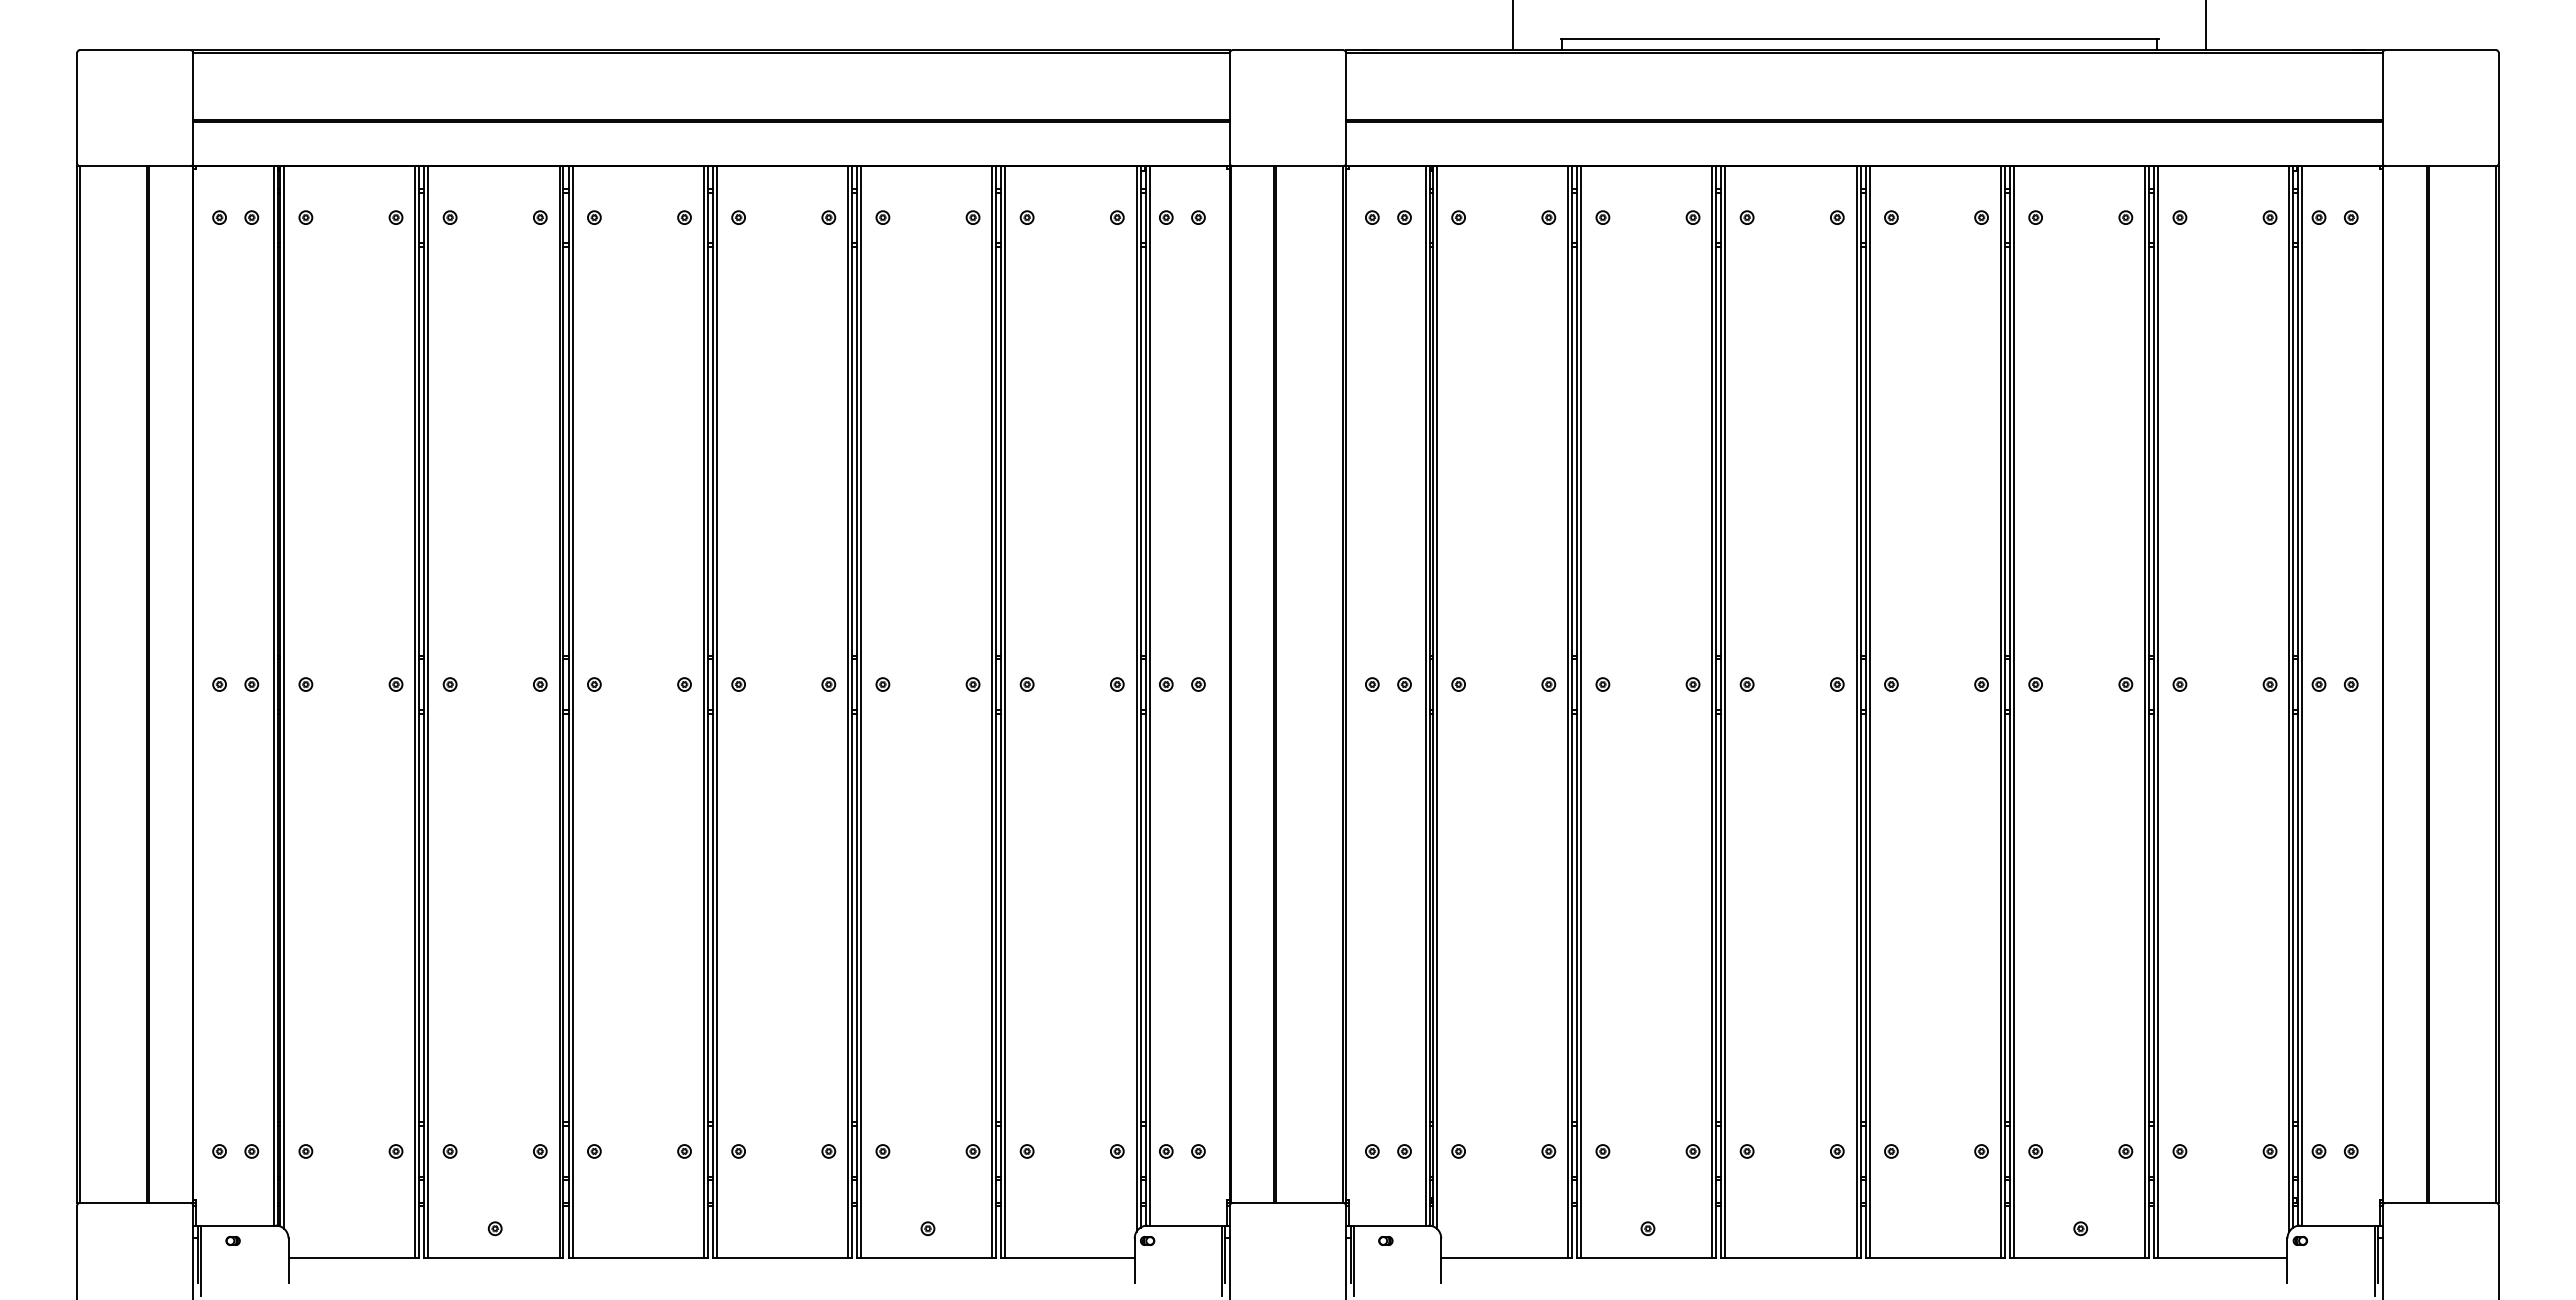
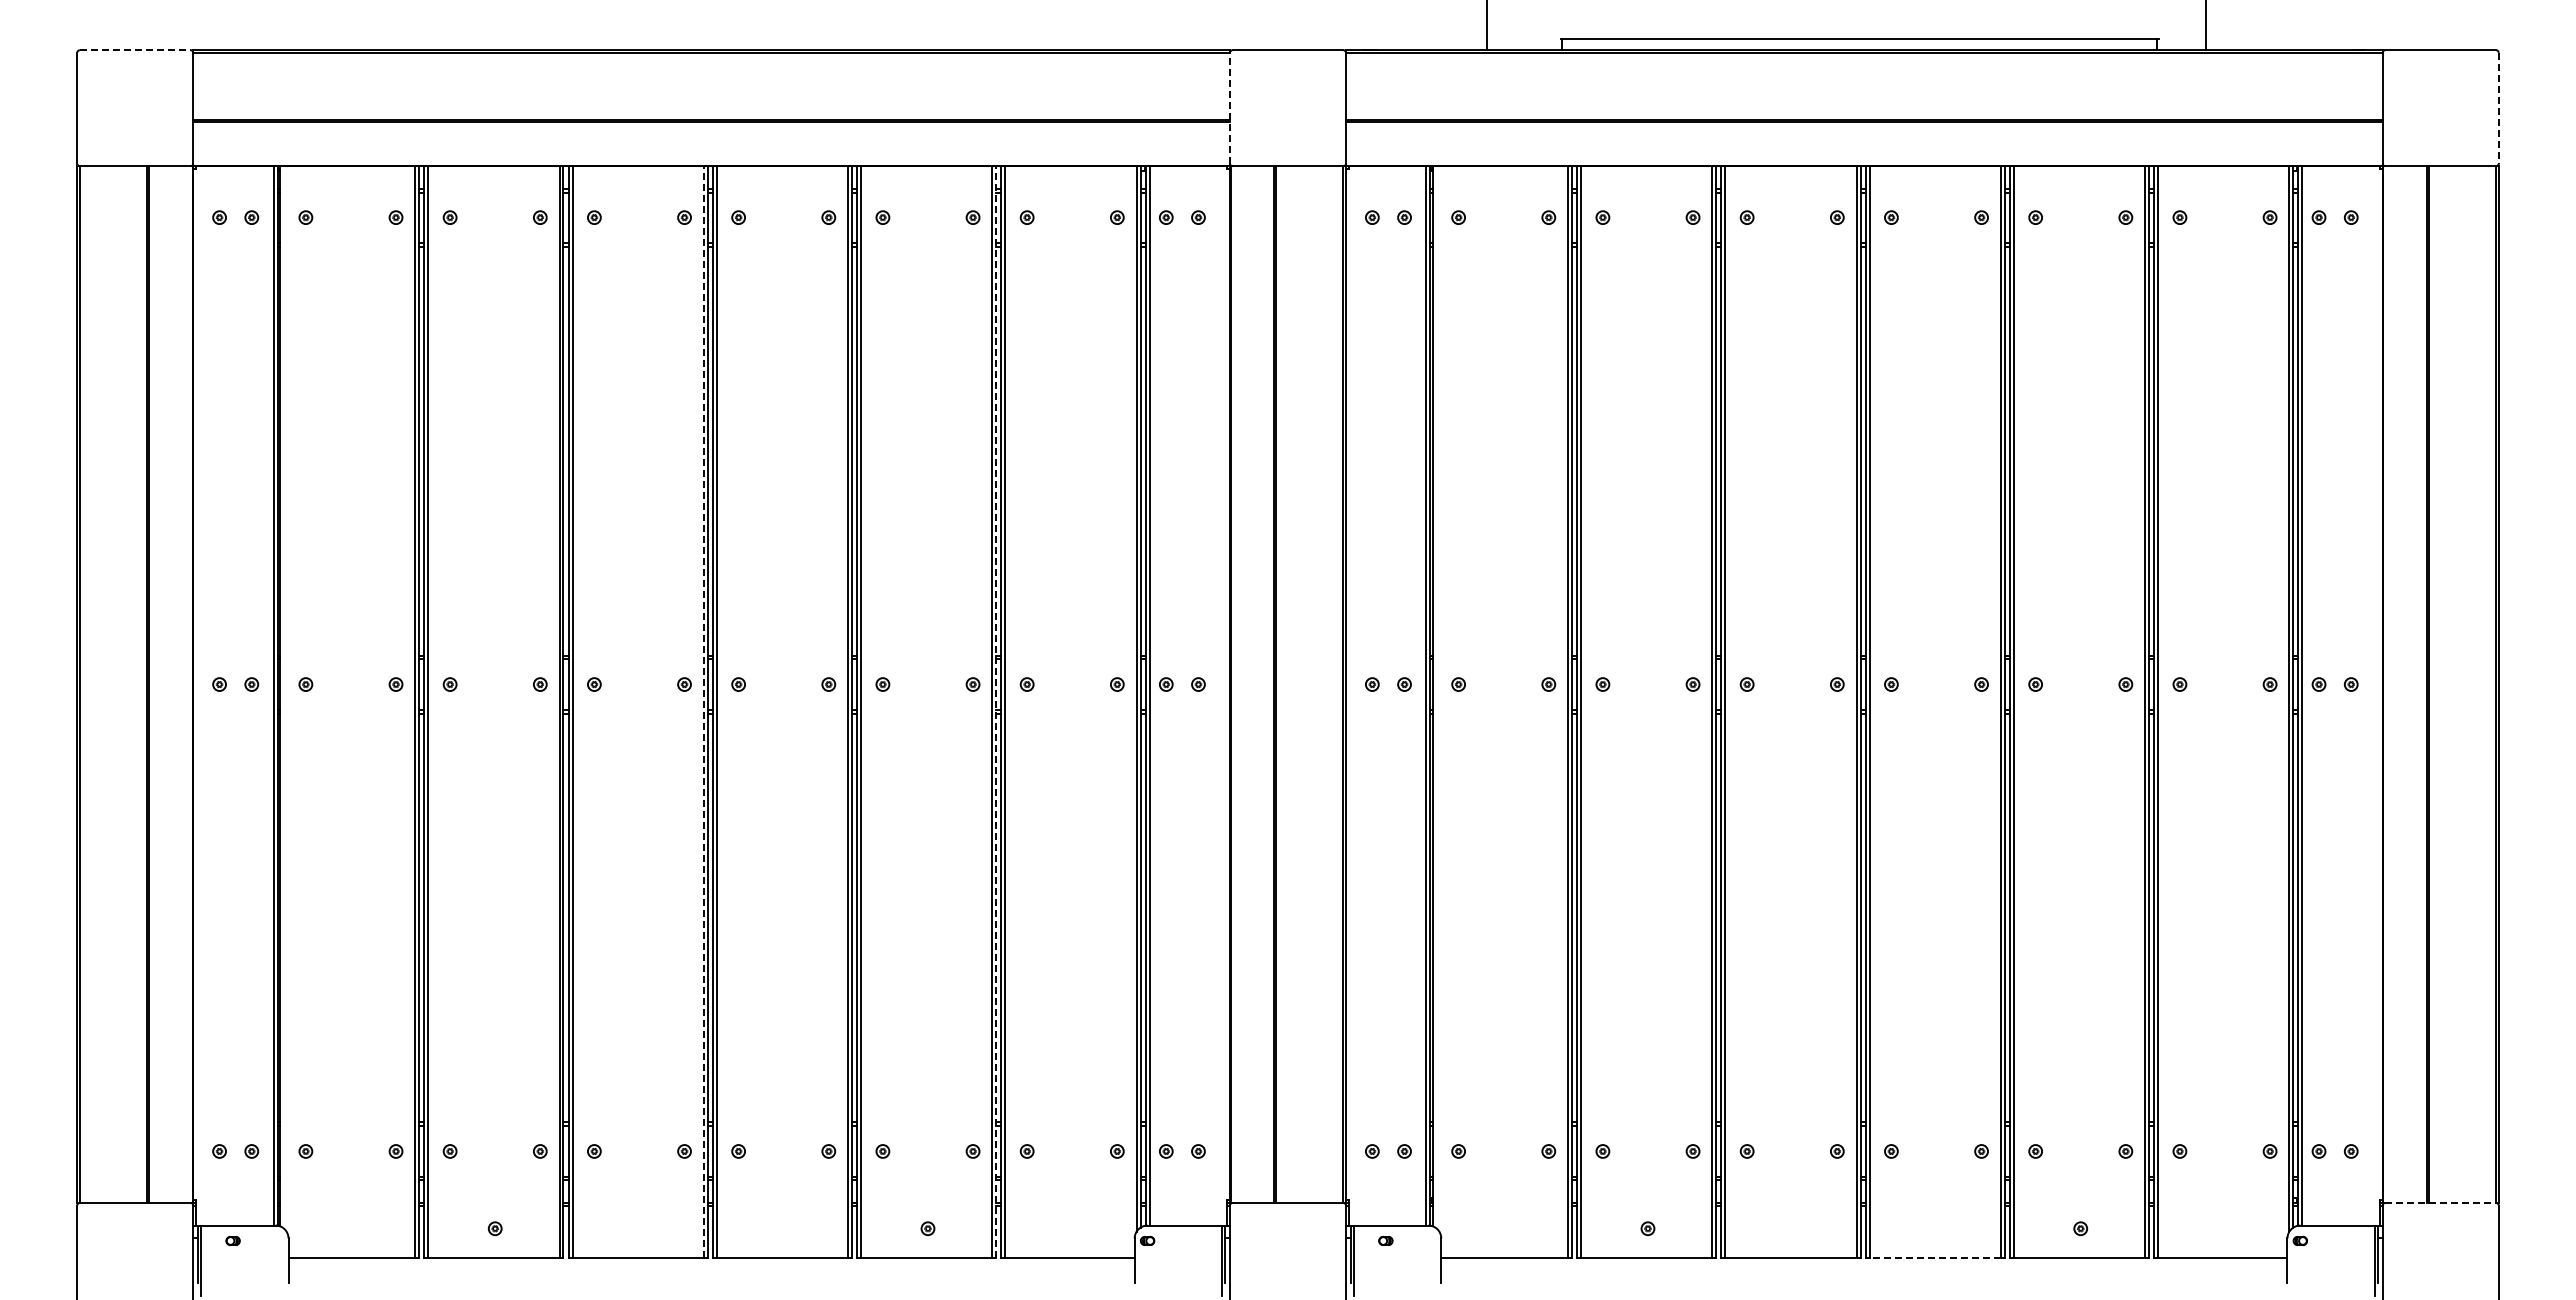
line position: (1513, 26) -> (1487, 26) (1487, 26)
line: solid -> dashed (135, 50)
line: solid -> dashed (1230, 107)
line: solid -> dashed (2498, 108)
line: present -> none (283, 697)
line: present -> none (1436, 697)
line: solid -> dashed (703, 711)
line: solid -> dashed (996, 711)
line: solid -> dashed (2441, 1202)
line: solid -> dashed (1935, 1257)
